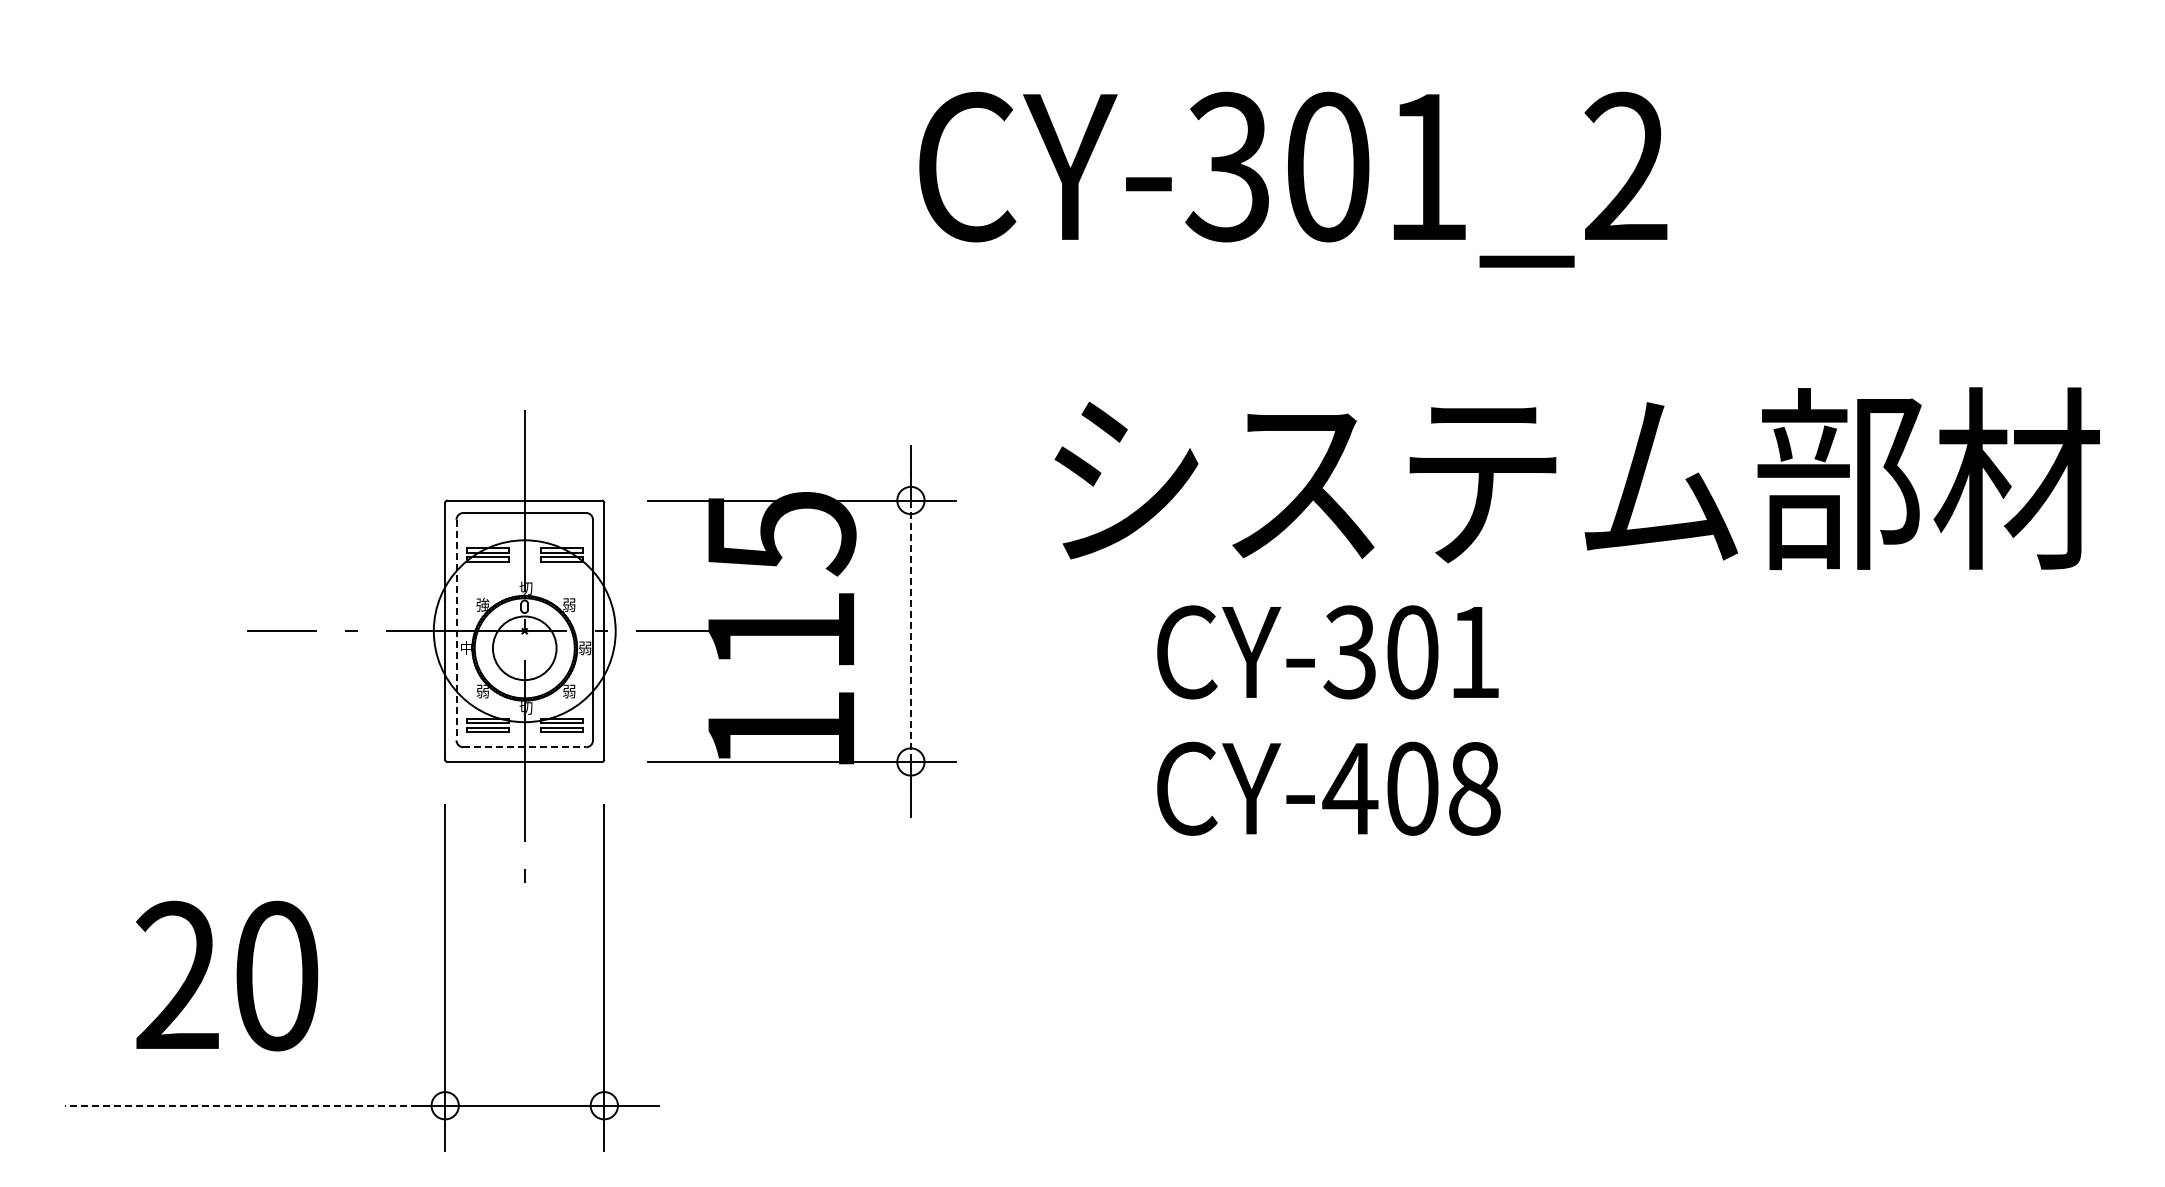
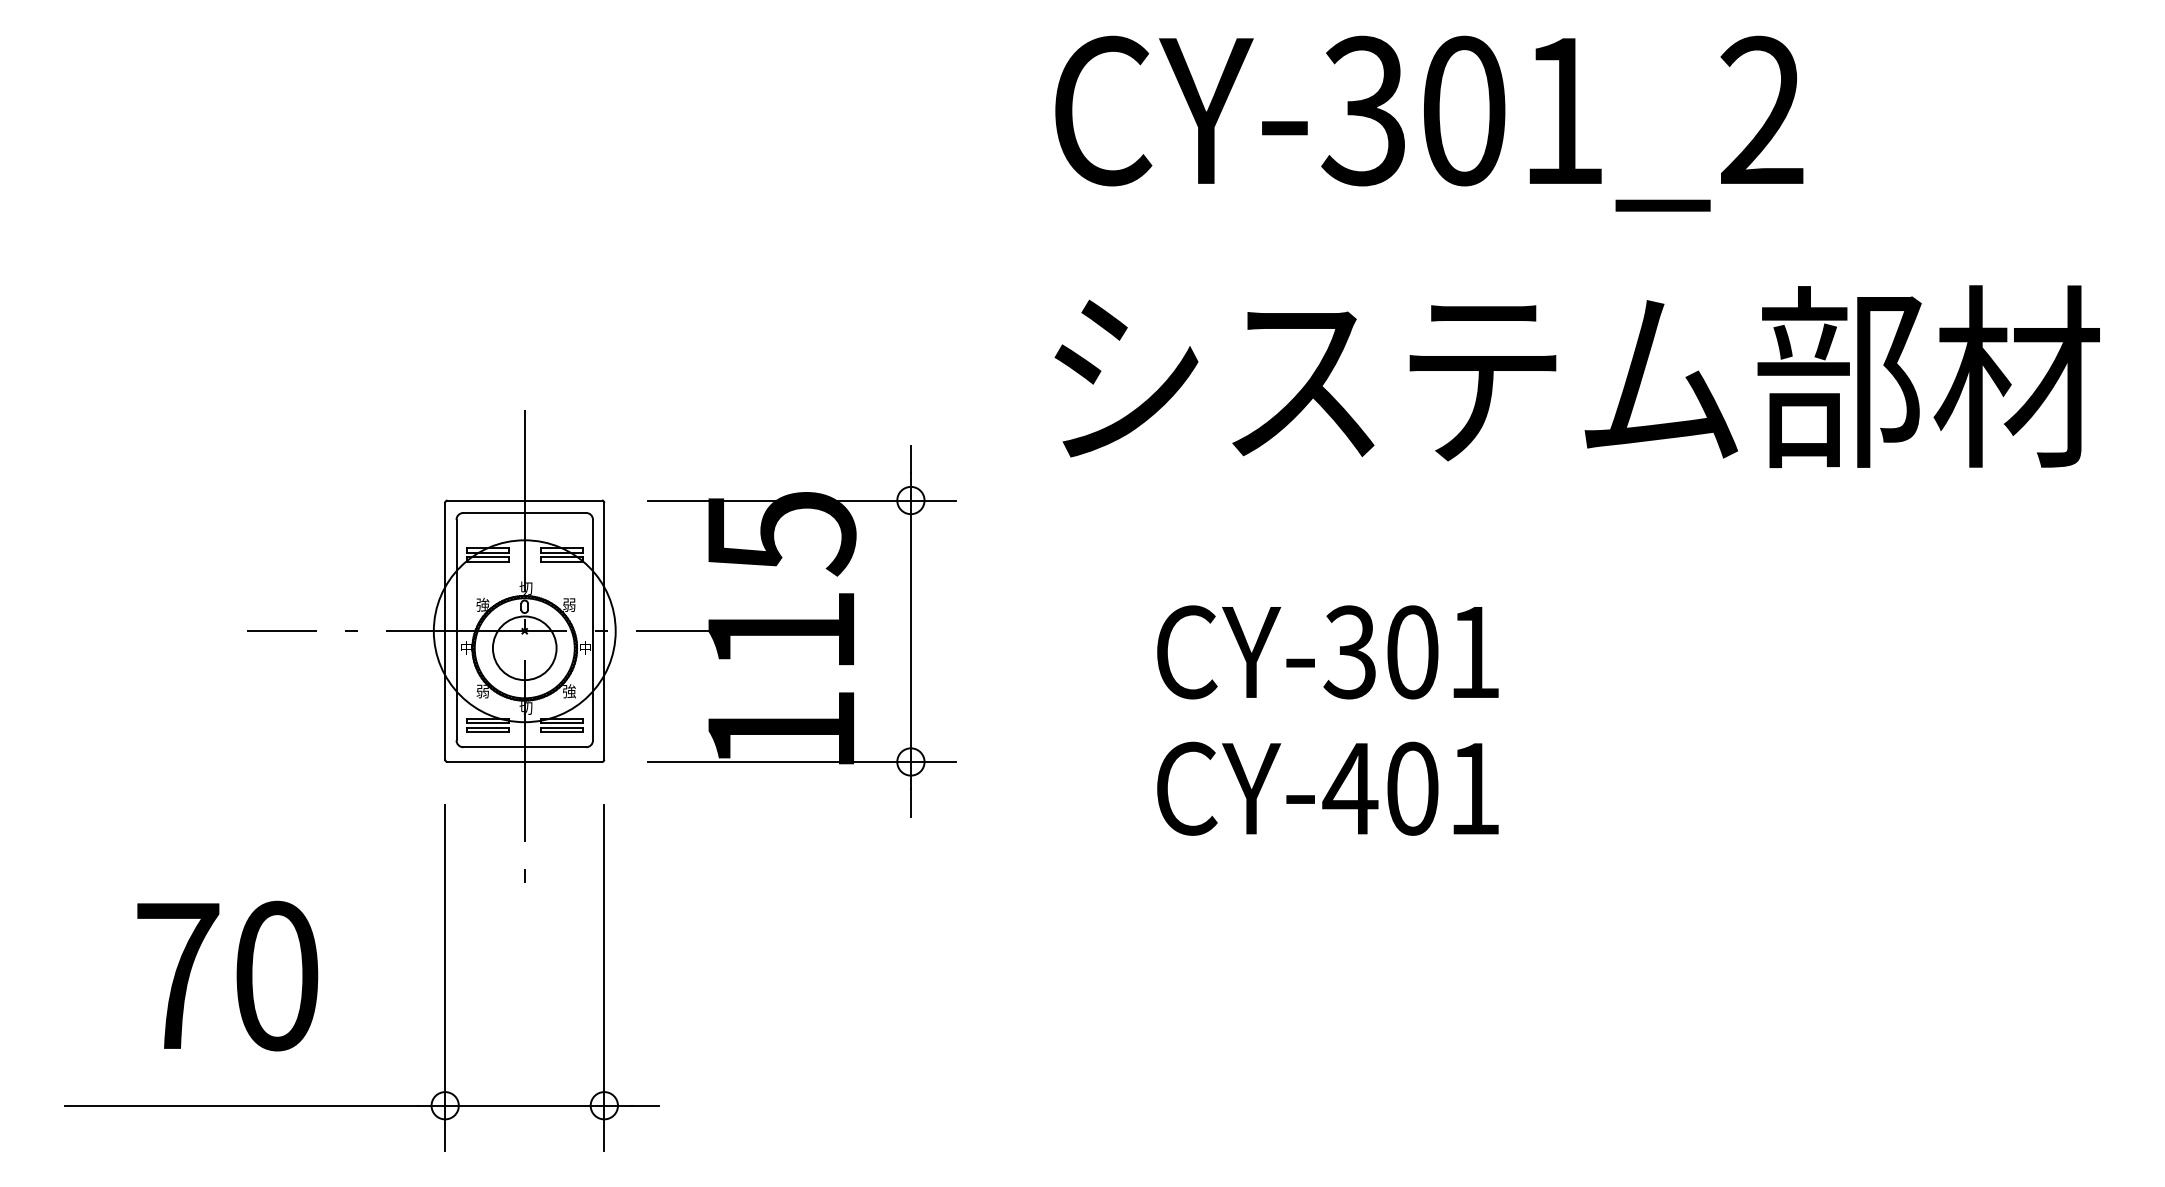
text position: (1293, 179) -> (1429, 123) (1429, 123)
text position: (1576, 478) -> (1576, 376) (1576, 376)
line: dashed -> solid (456, 630)
line: dashed -> solid (910, 631)
text: 弱 -> 中 (585, 648)
text: 弱 -> 強 (569, 691)
line: dashed -> solid (525, 747)
text: CY-408 -> CY-401 (1474, 788)
text: 20 -> 70 (177, 974)
line: dashed -> solid (240, 1105)
